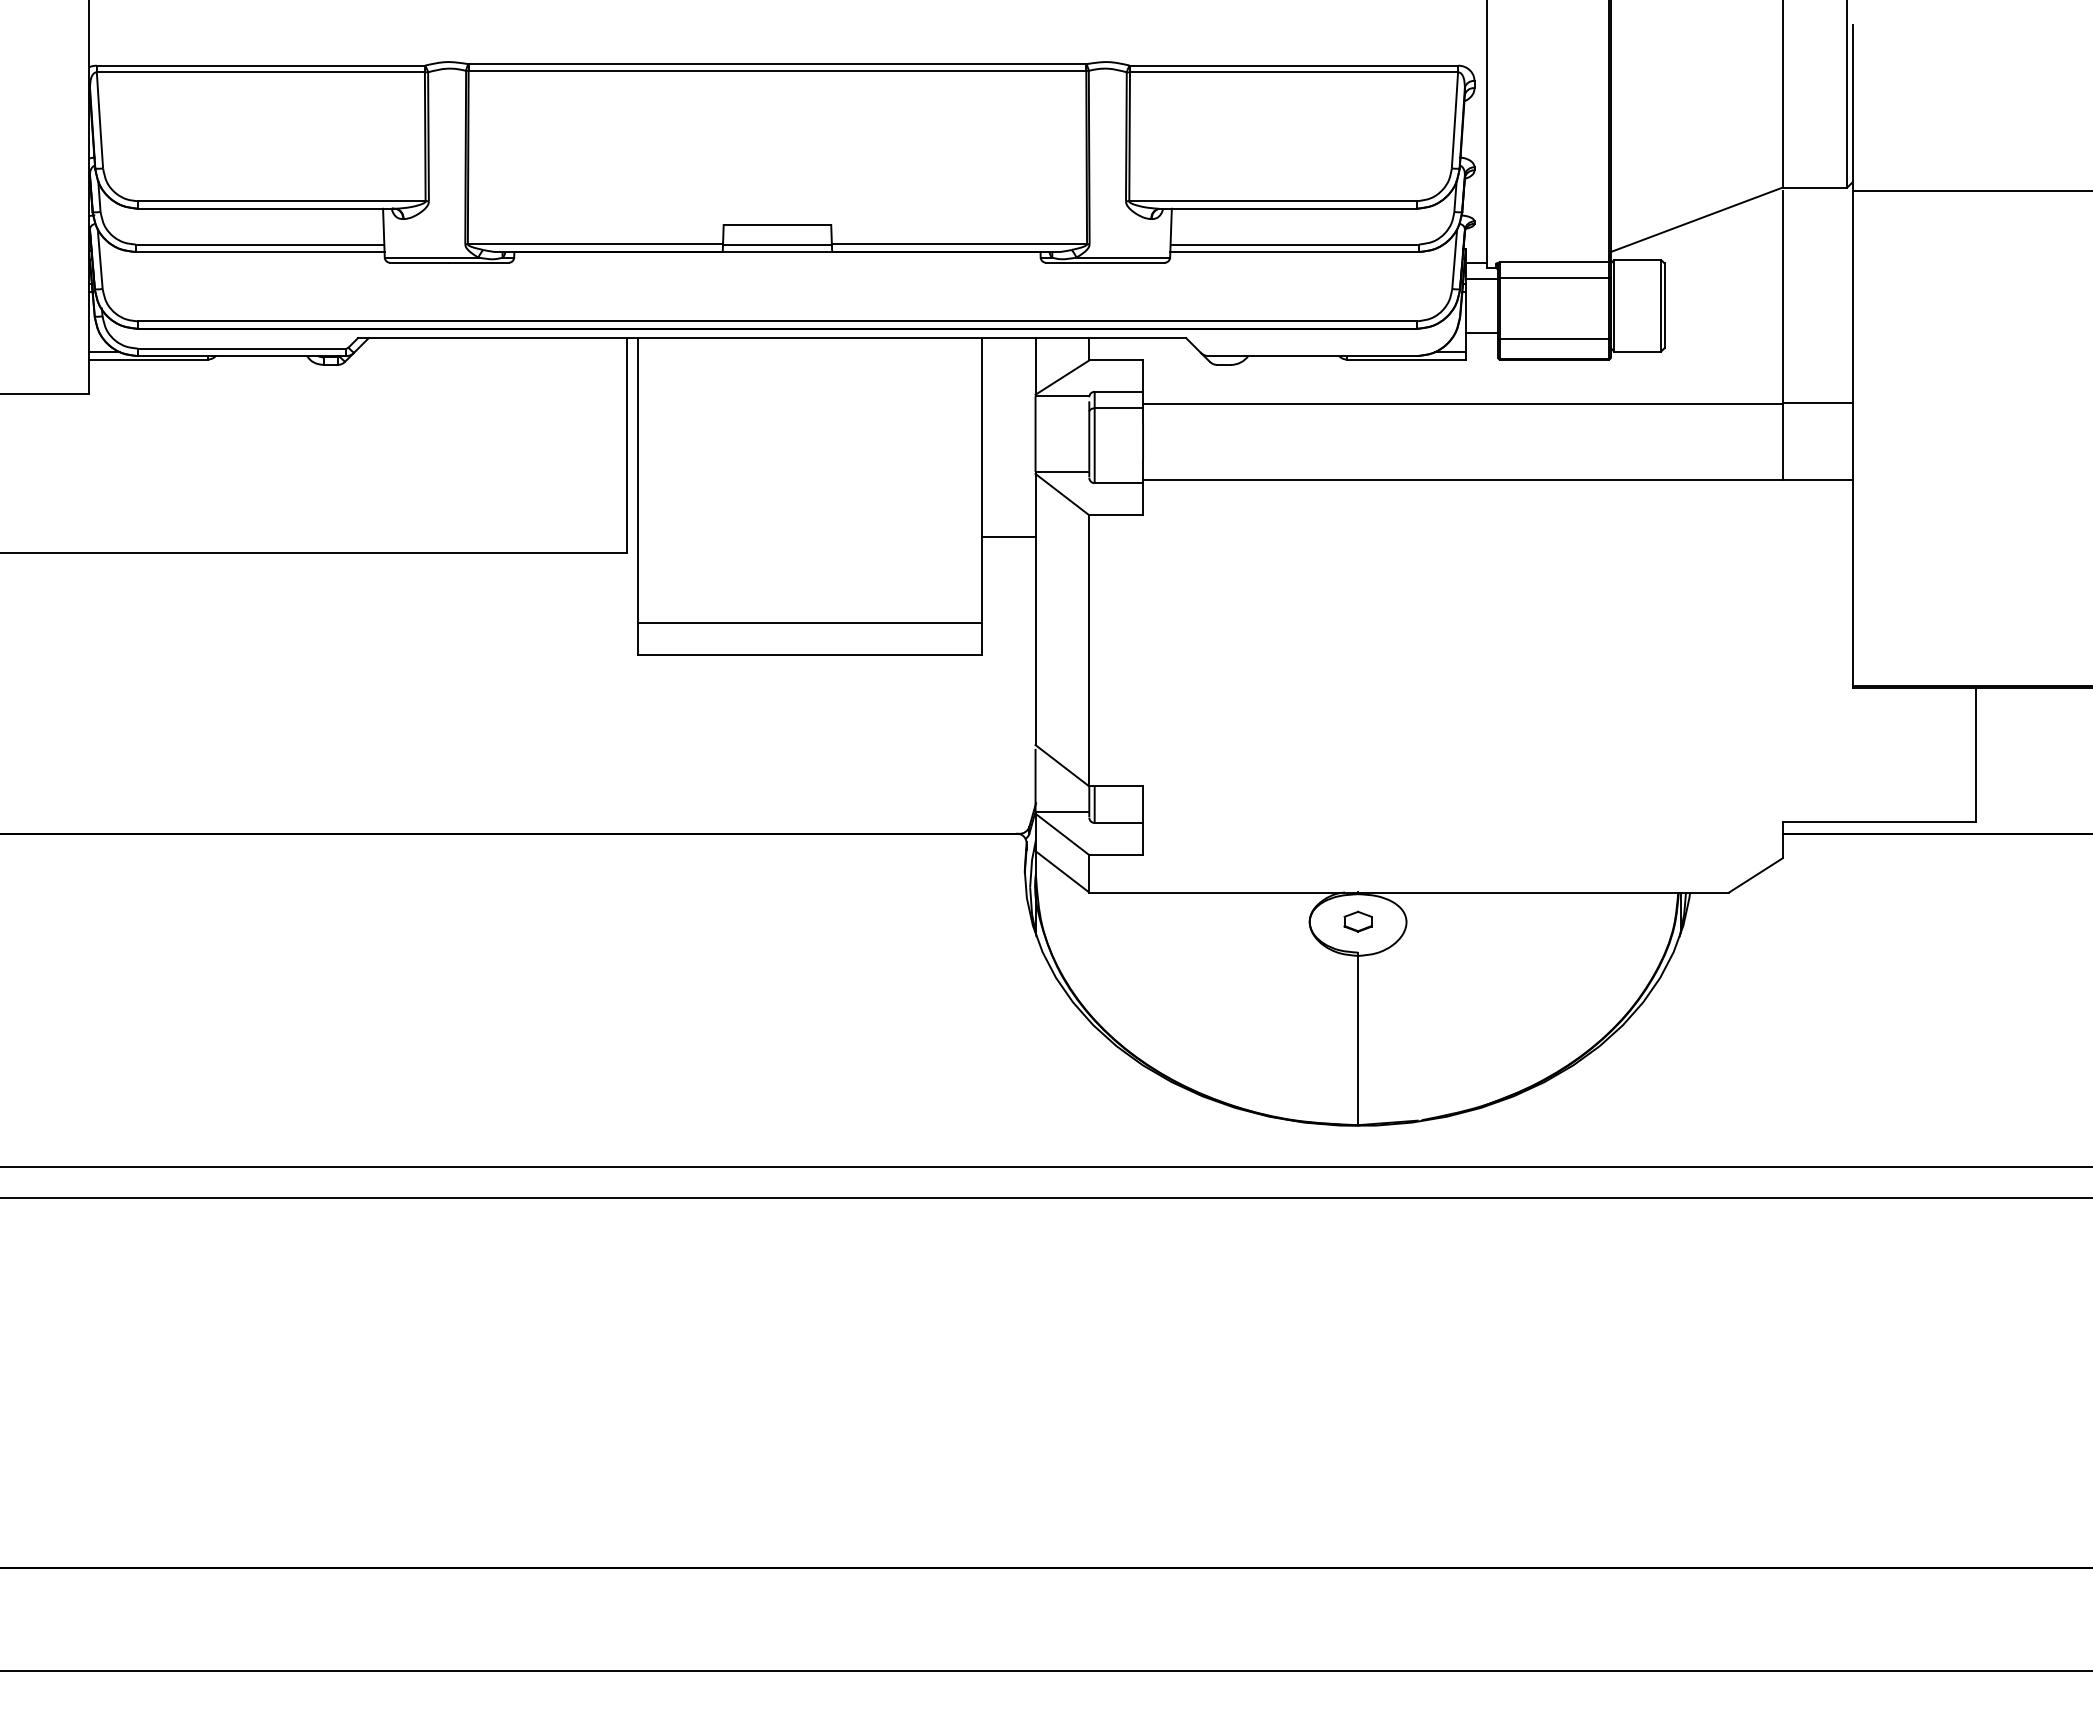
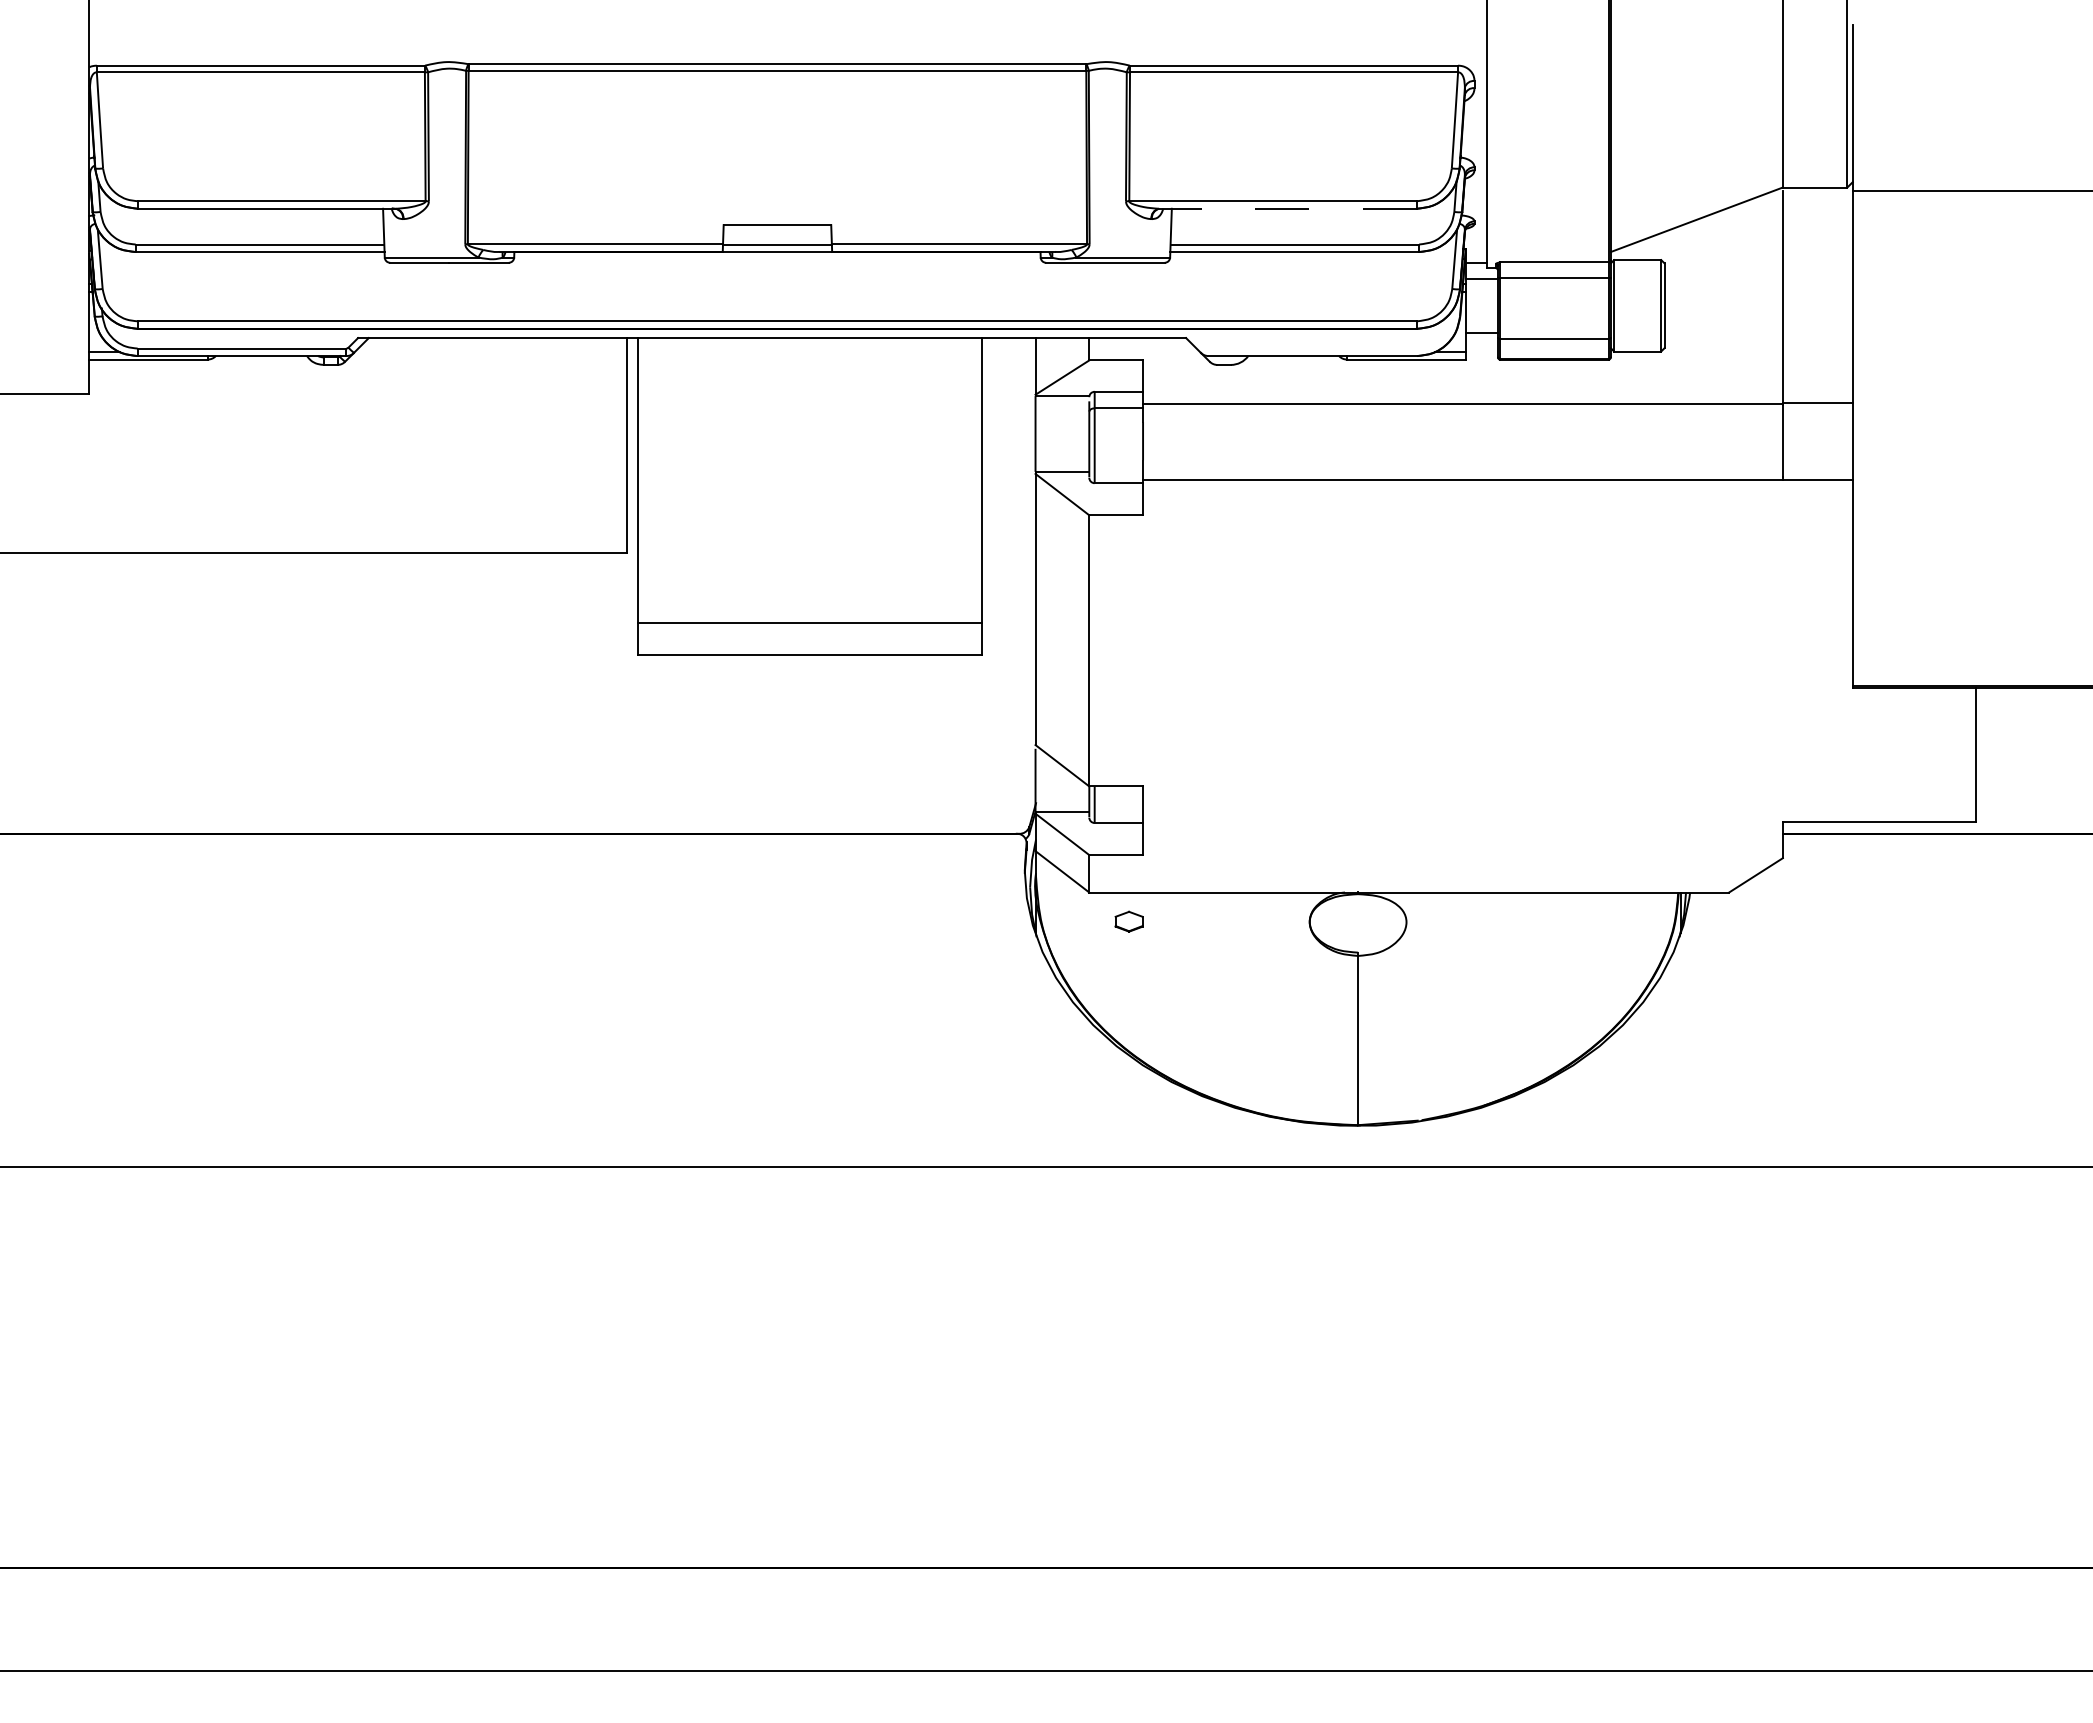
line: solid -> dashed (1287, 208)
line: present -> none (1008, 537)
part position: (1357, 921) -> (1128, 921) (1128, 921)
line: present -> none (1045, 1197)
